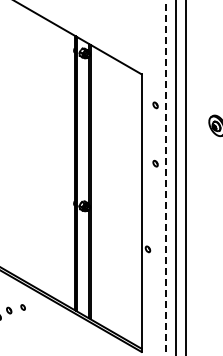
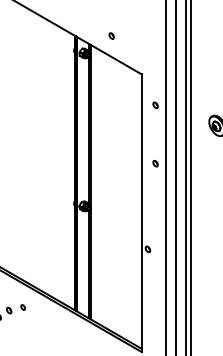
part: none -> present (111, 35)
line: dashed -> solid (166, 177)
line: none -> present (190, 177)
